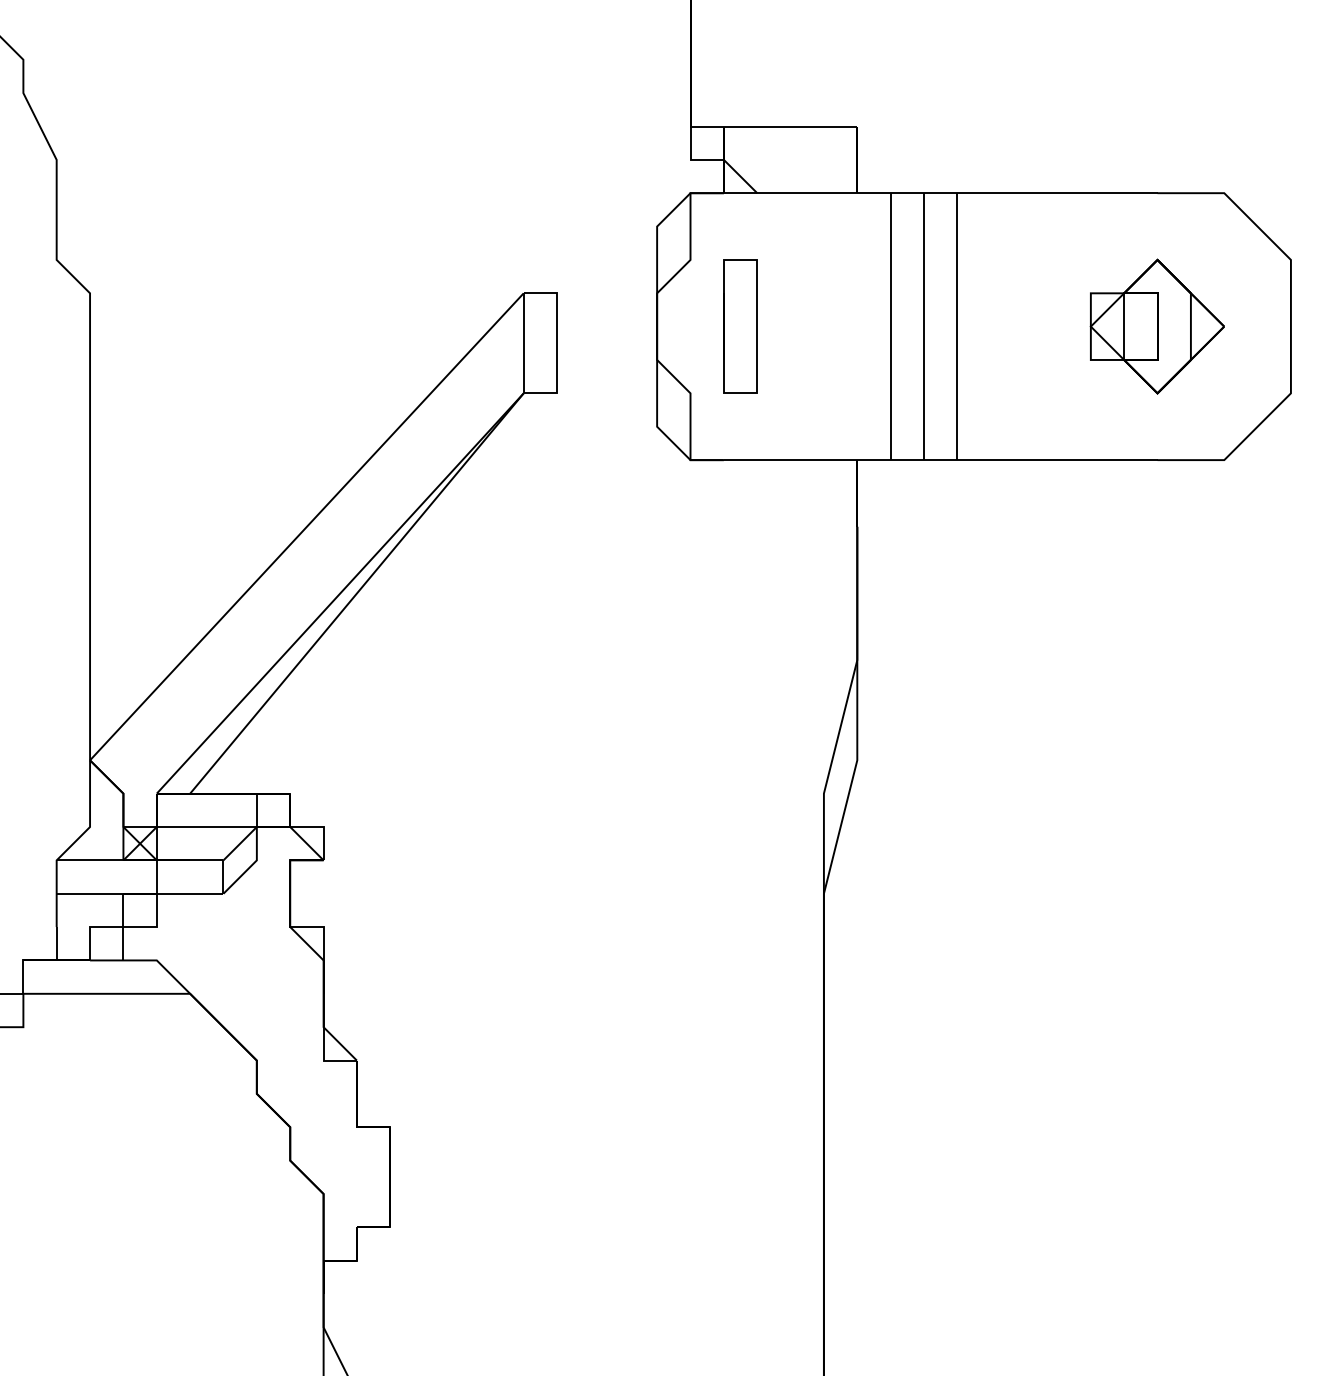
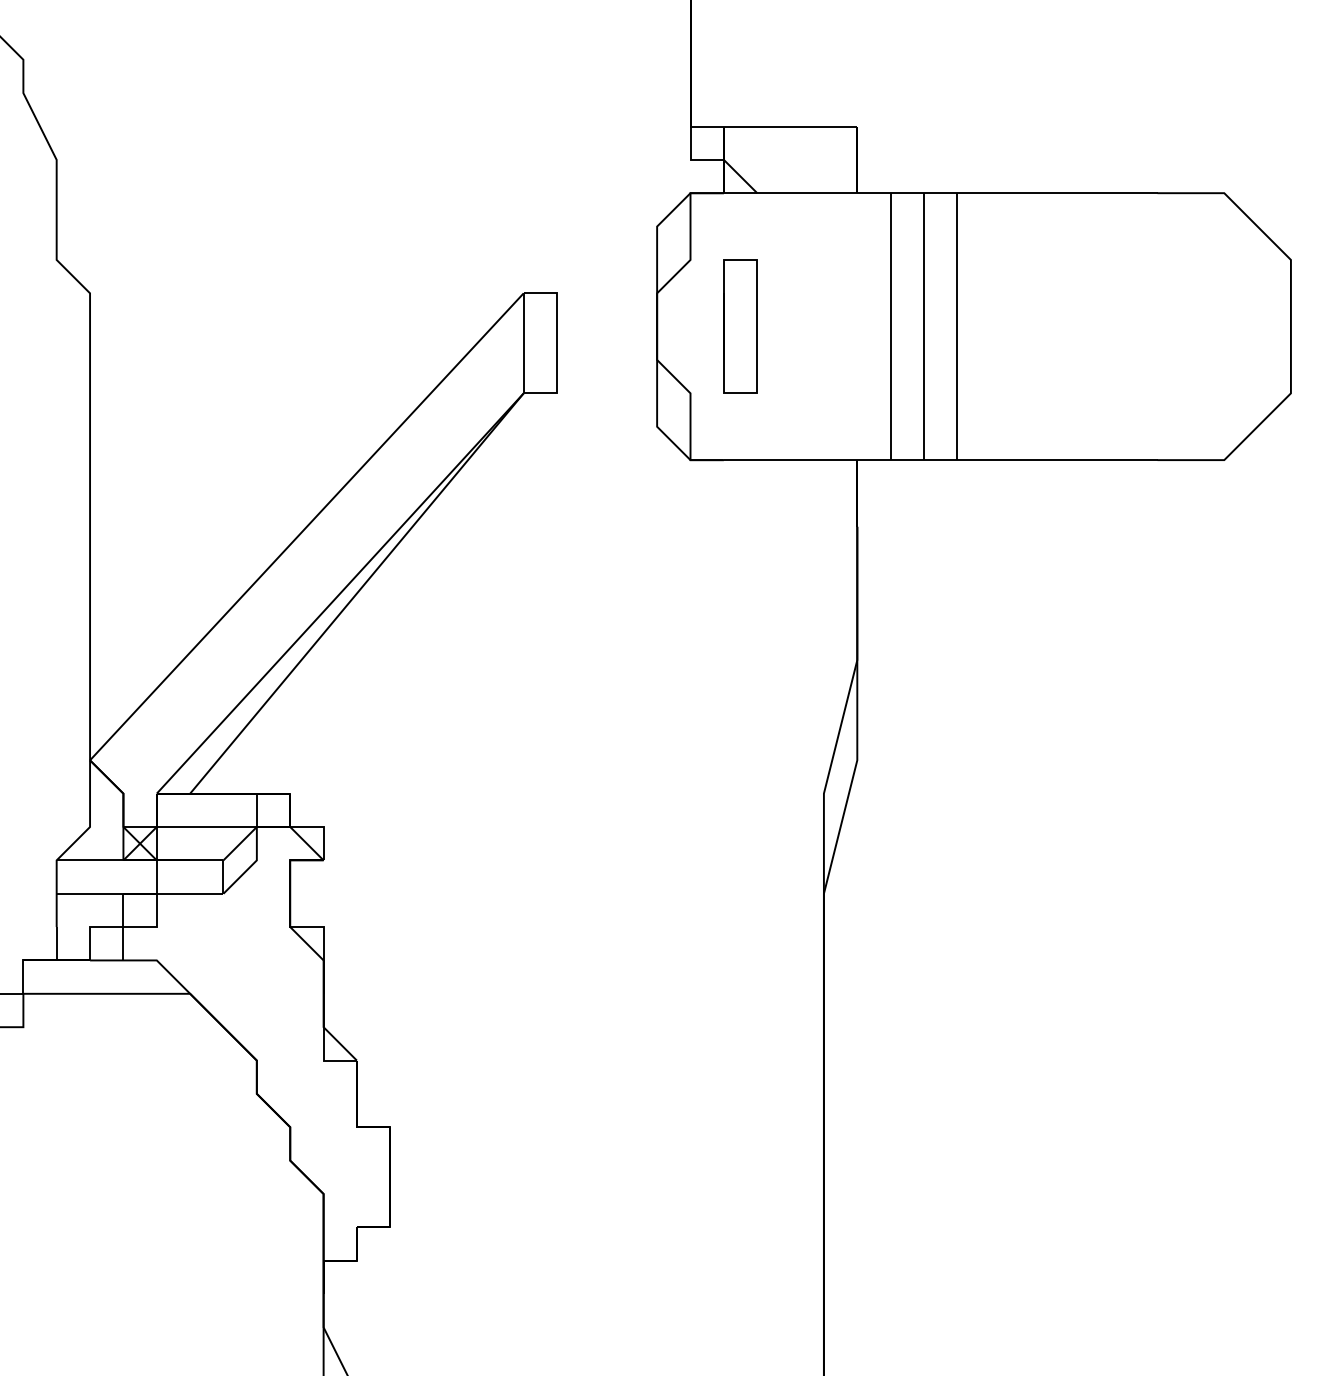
part: present -> none (1156, 326)
